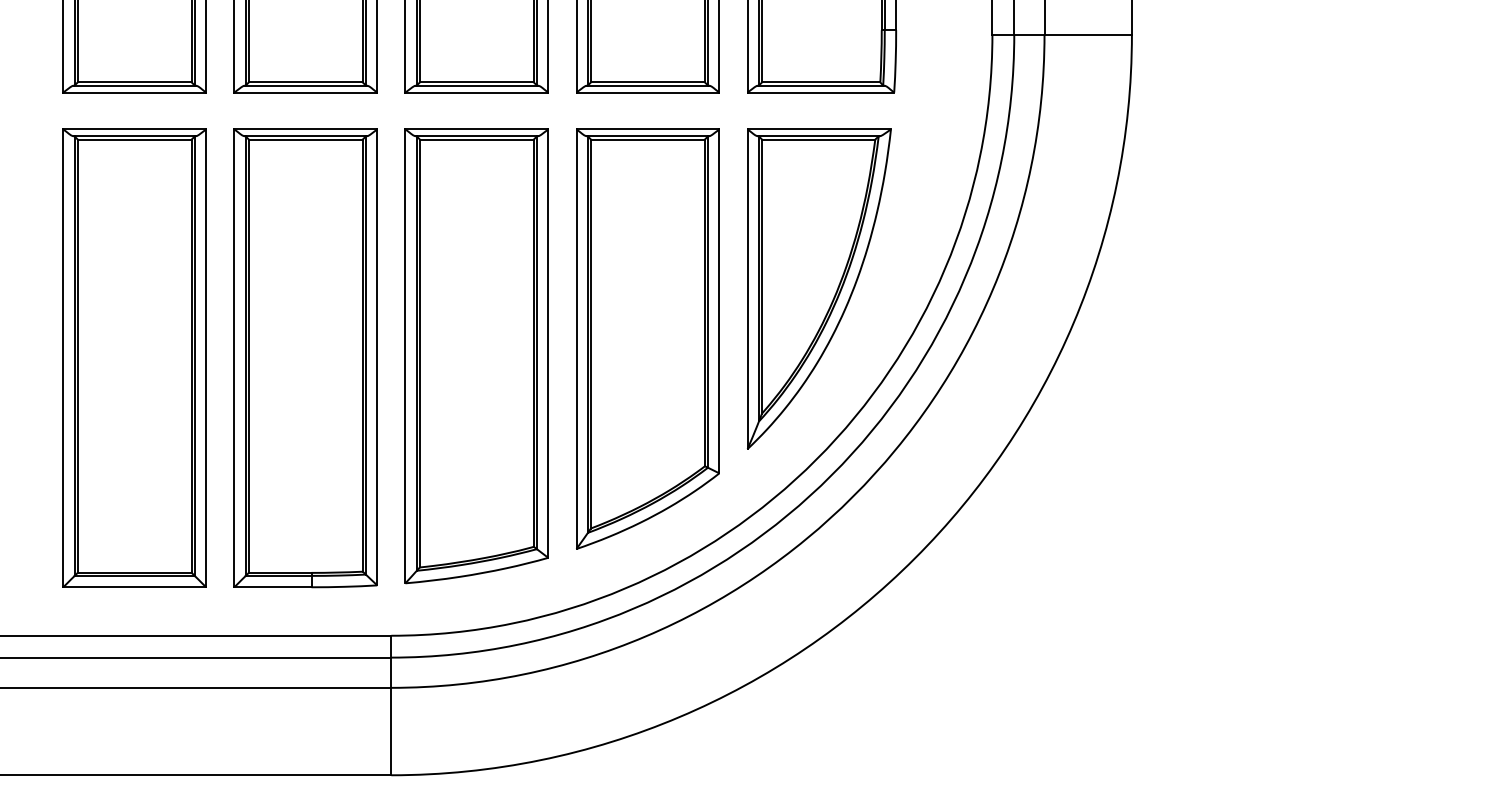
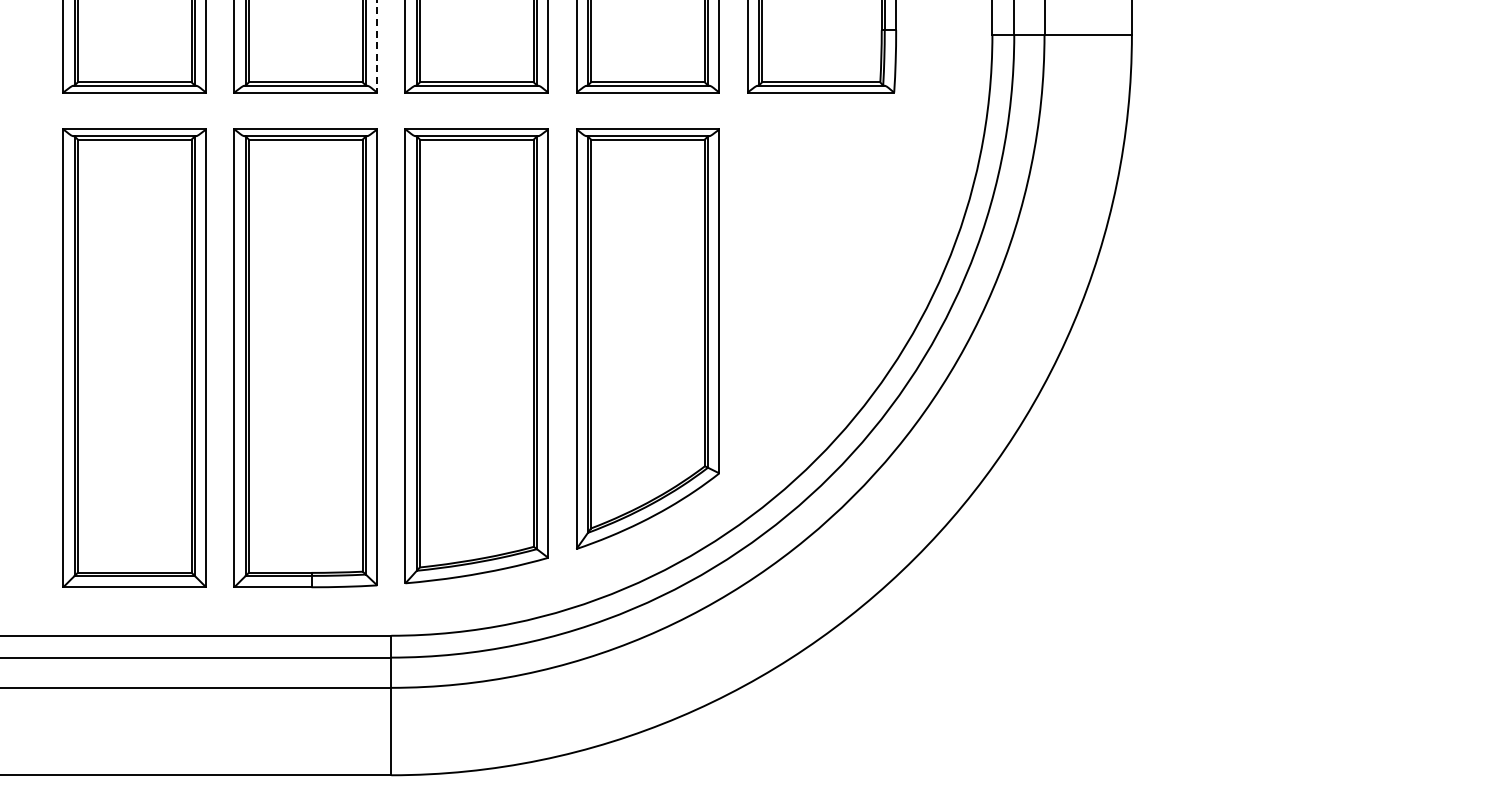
line: solid -> dashed (377, 46)
part: present -> none (818, 288)
